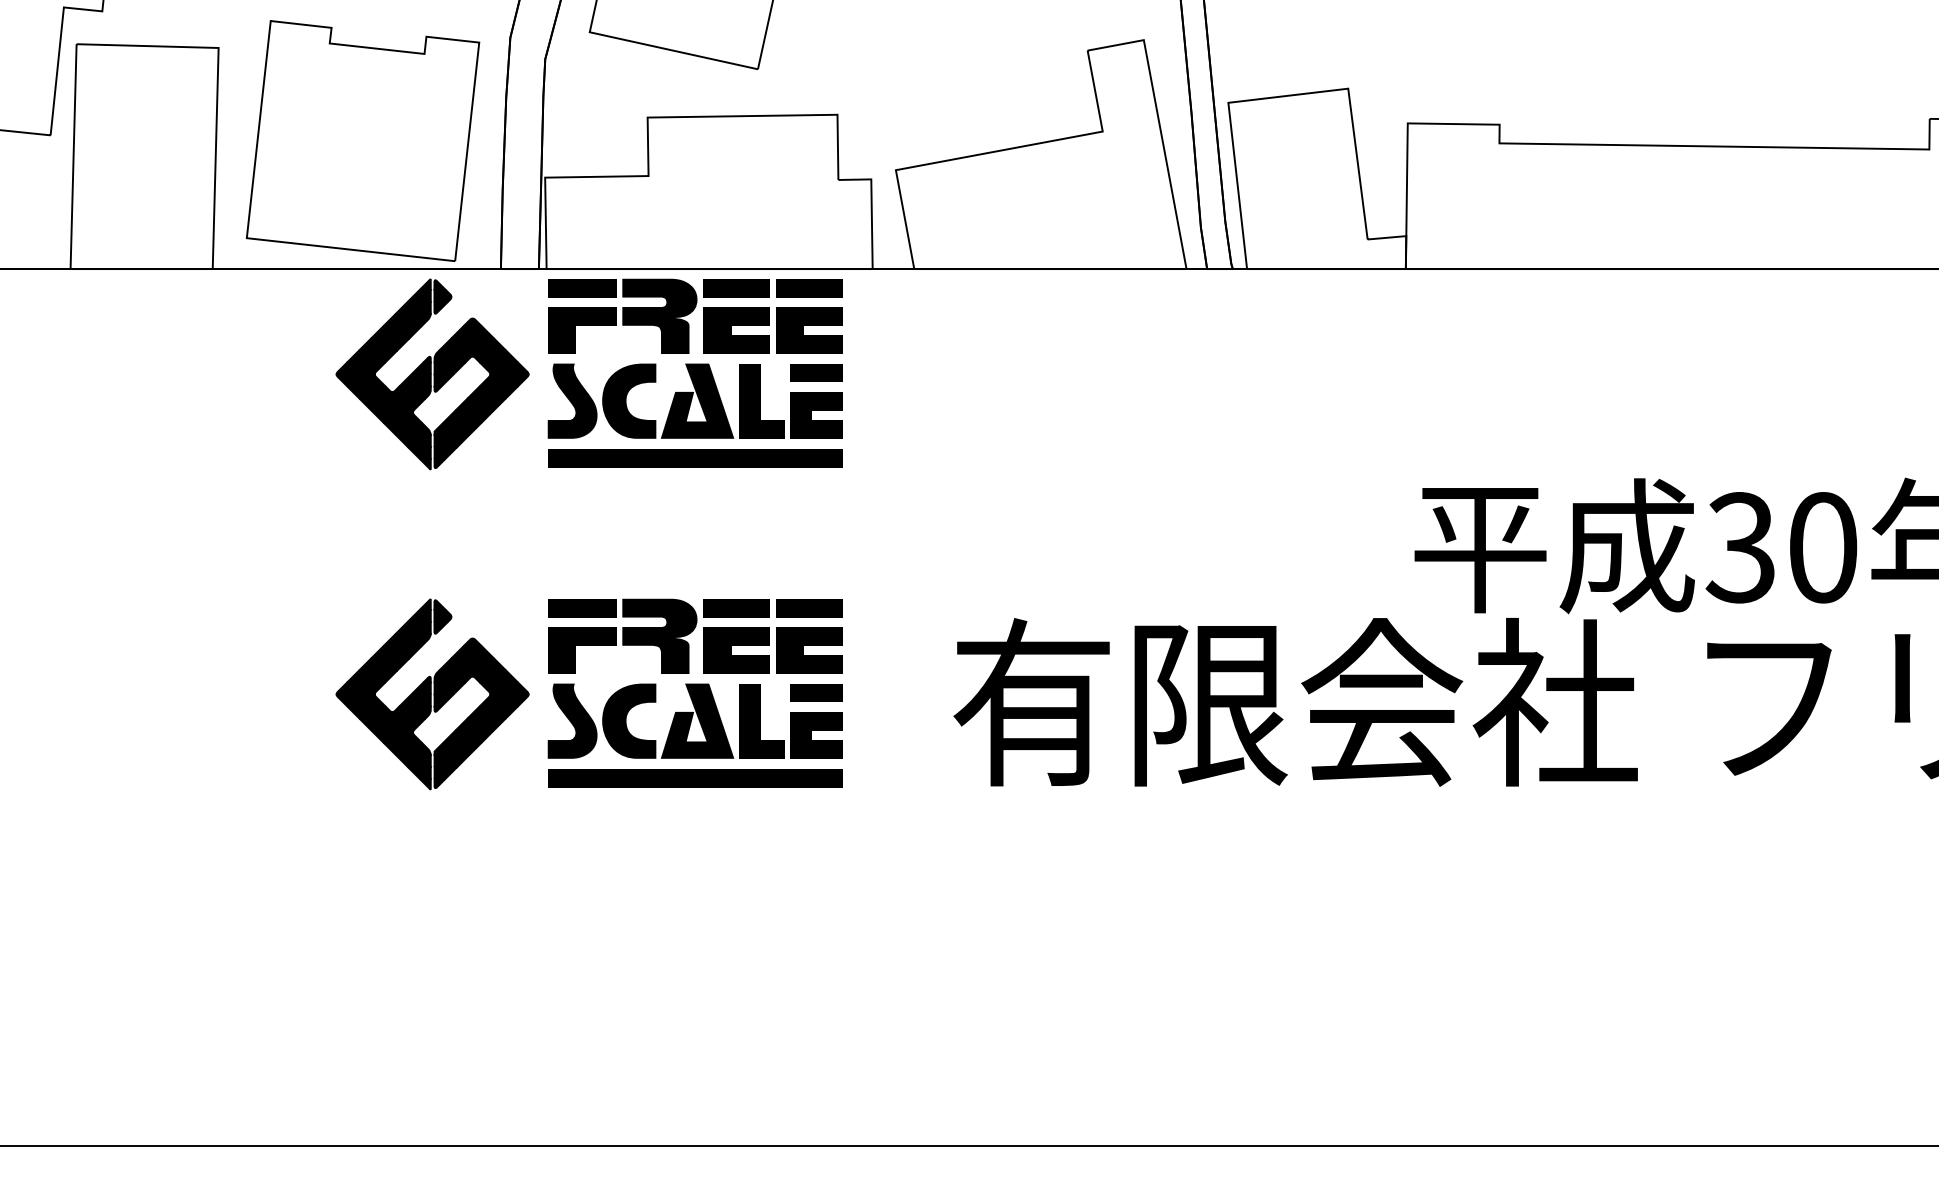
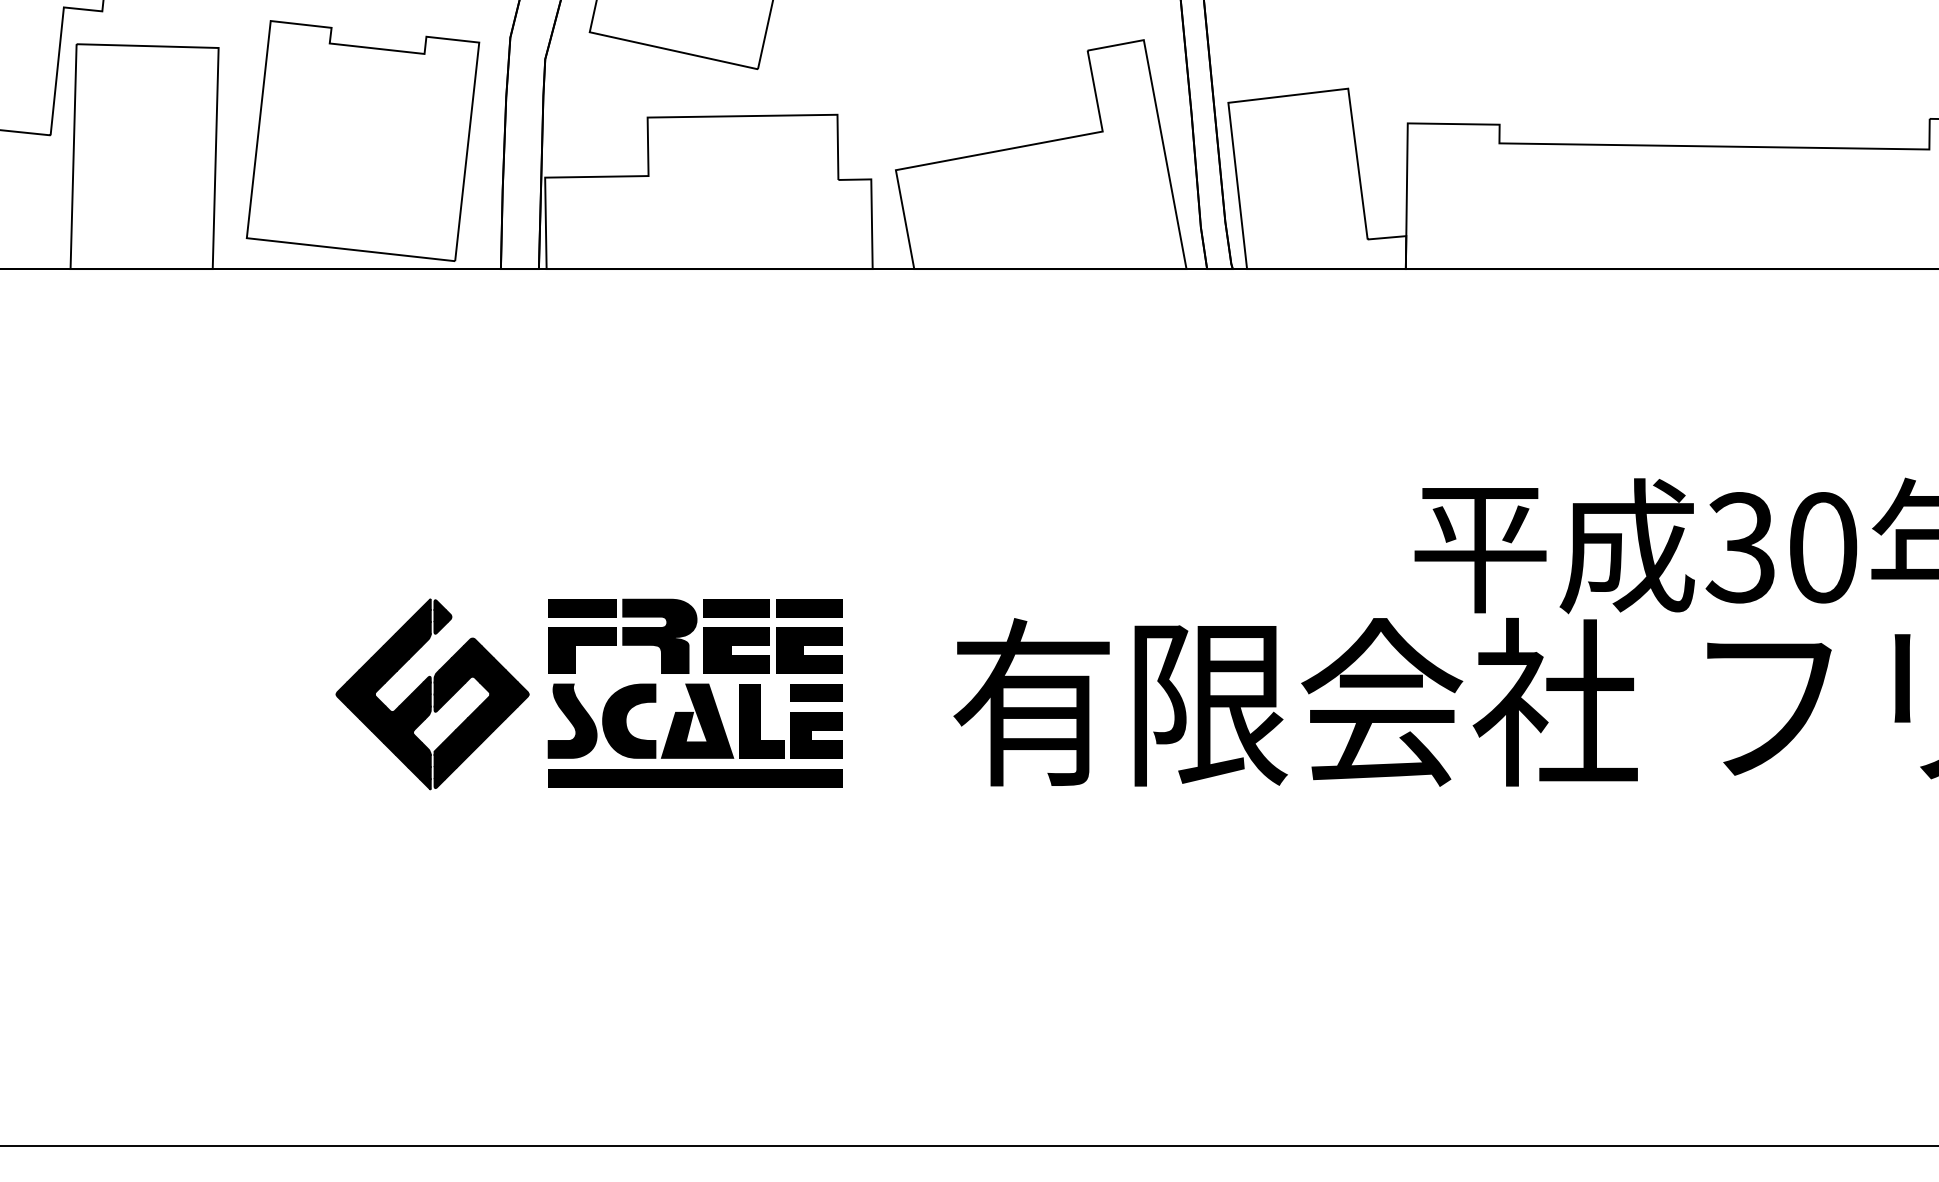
part: present -> none (578, 379)
